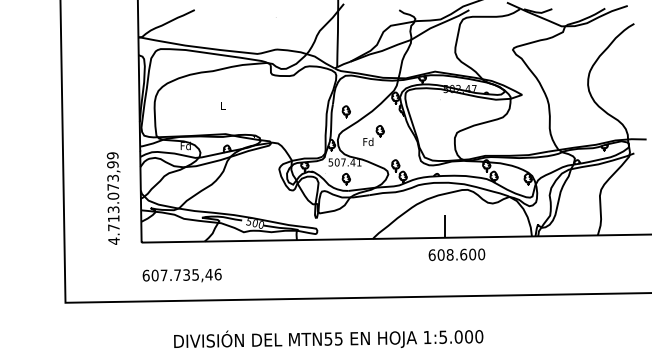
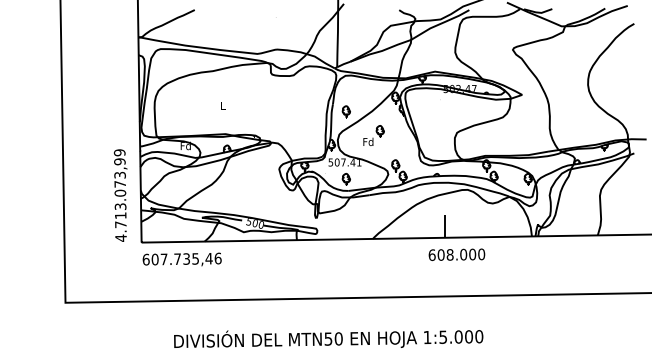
text position: (113, 198) -> (120, 195) (120, 195)
text: 608.600 -> 608.000 (463, 254)
text position: (181, 275) -> (181, 259) (181, 259)
text: MTN55 -> MTN50 (338, 338)
